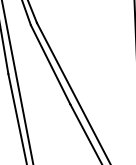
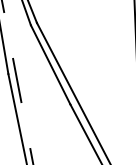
line: solid -> dashed (17, 82)
